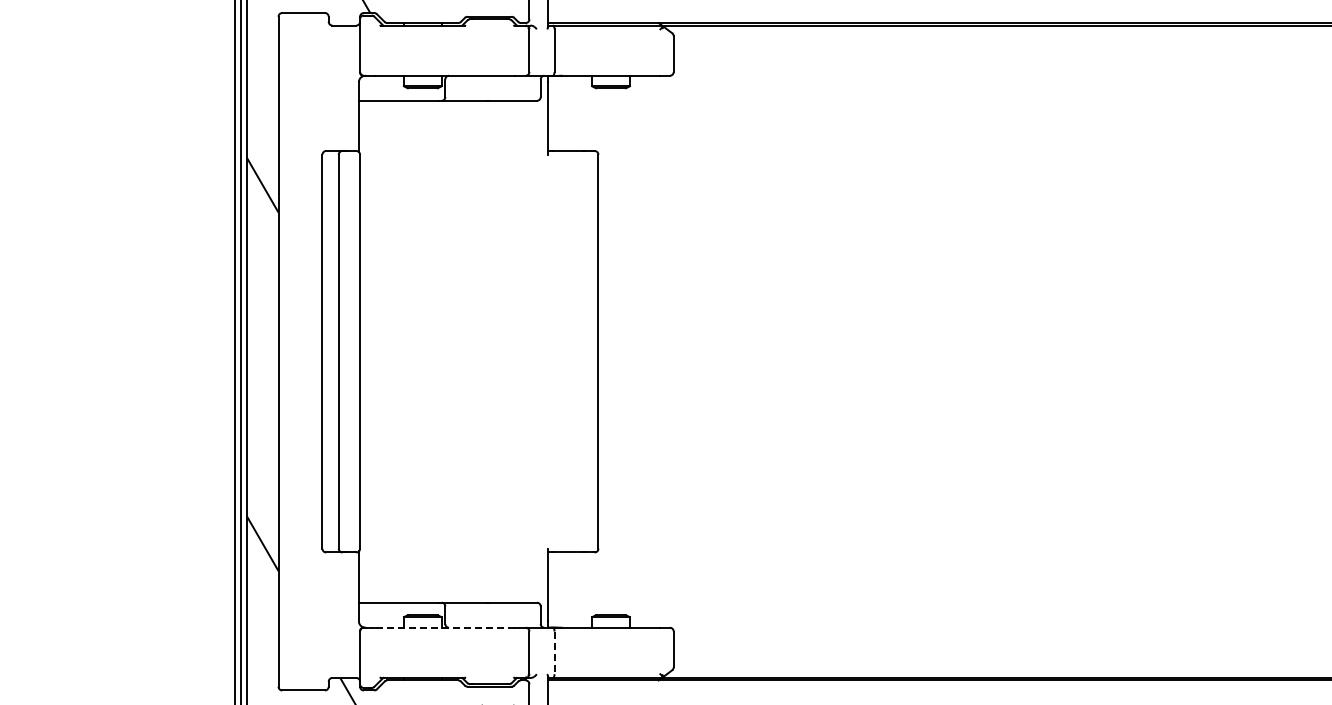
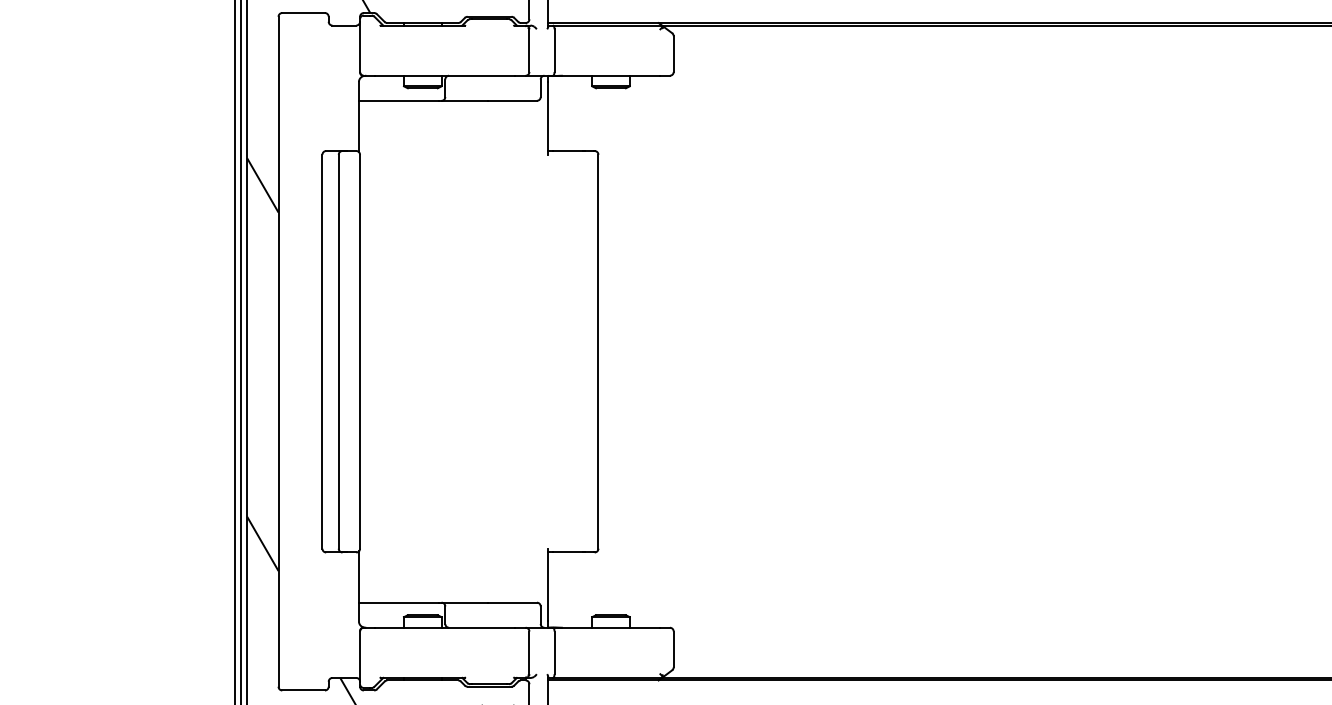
line: dashed -> solid (444, 627)
line: dashed -> solid (554, 653)
